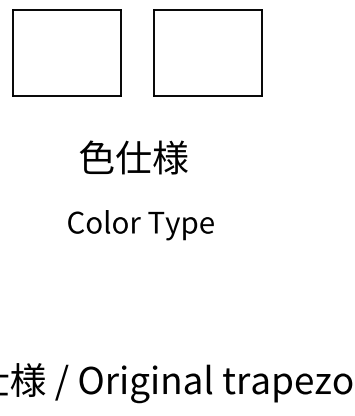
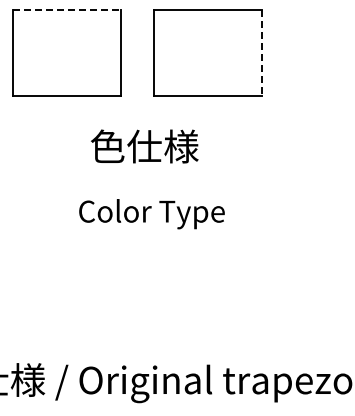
line: solid -> dashed (67, 9)
line: solid -> dashed (261, 53)
text position: (140, 190) -> (151, 179) (151, 179)
